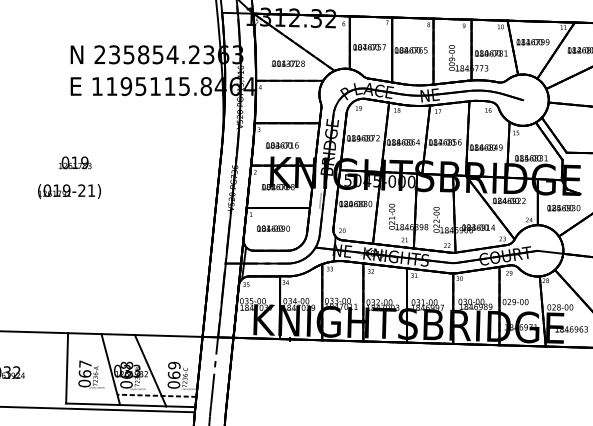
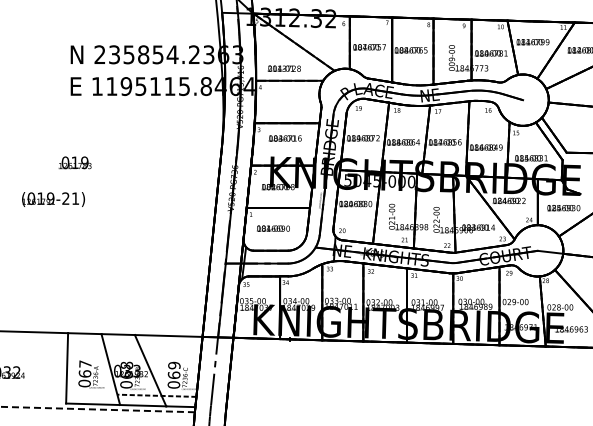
text position: (287, 63) -> (283, 68) (283, 68)
text position: (281, 145) -> (284, 138) (284, 138)
text position: (69, 191) -> (53, 199) (53, 199)
line: solid -> dashed (97, 409)
